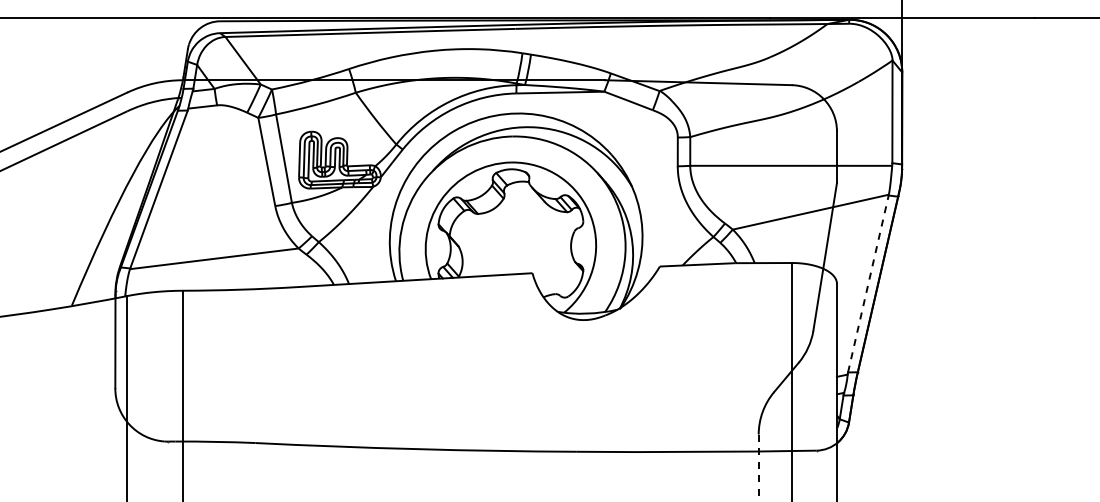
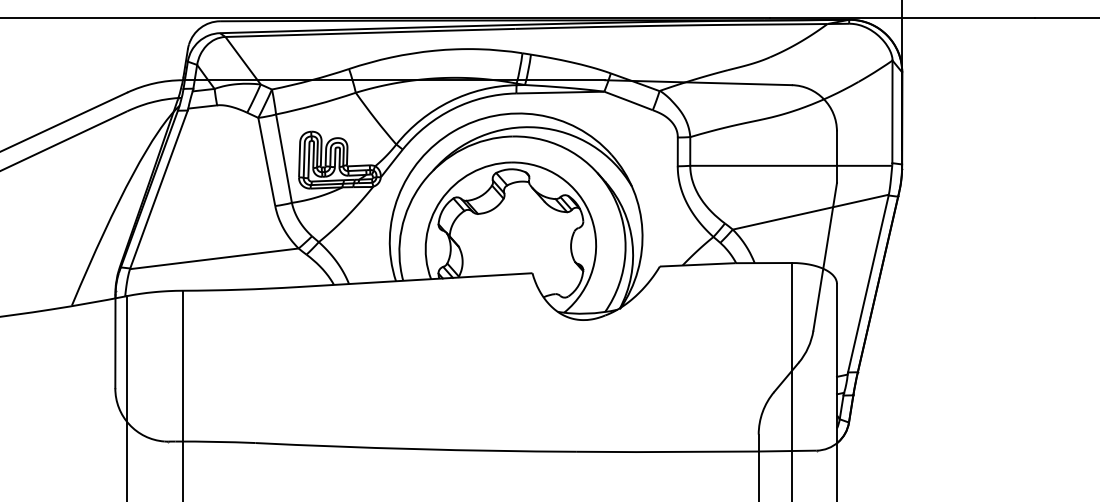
line: dashed -> solid (868, 283)
line: dashed -> solid (758, 468)
